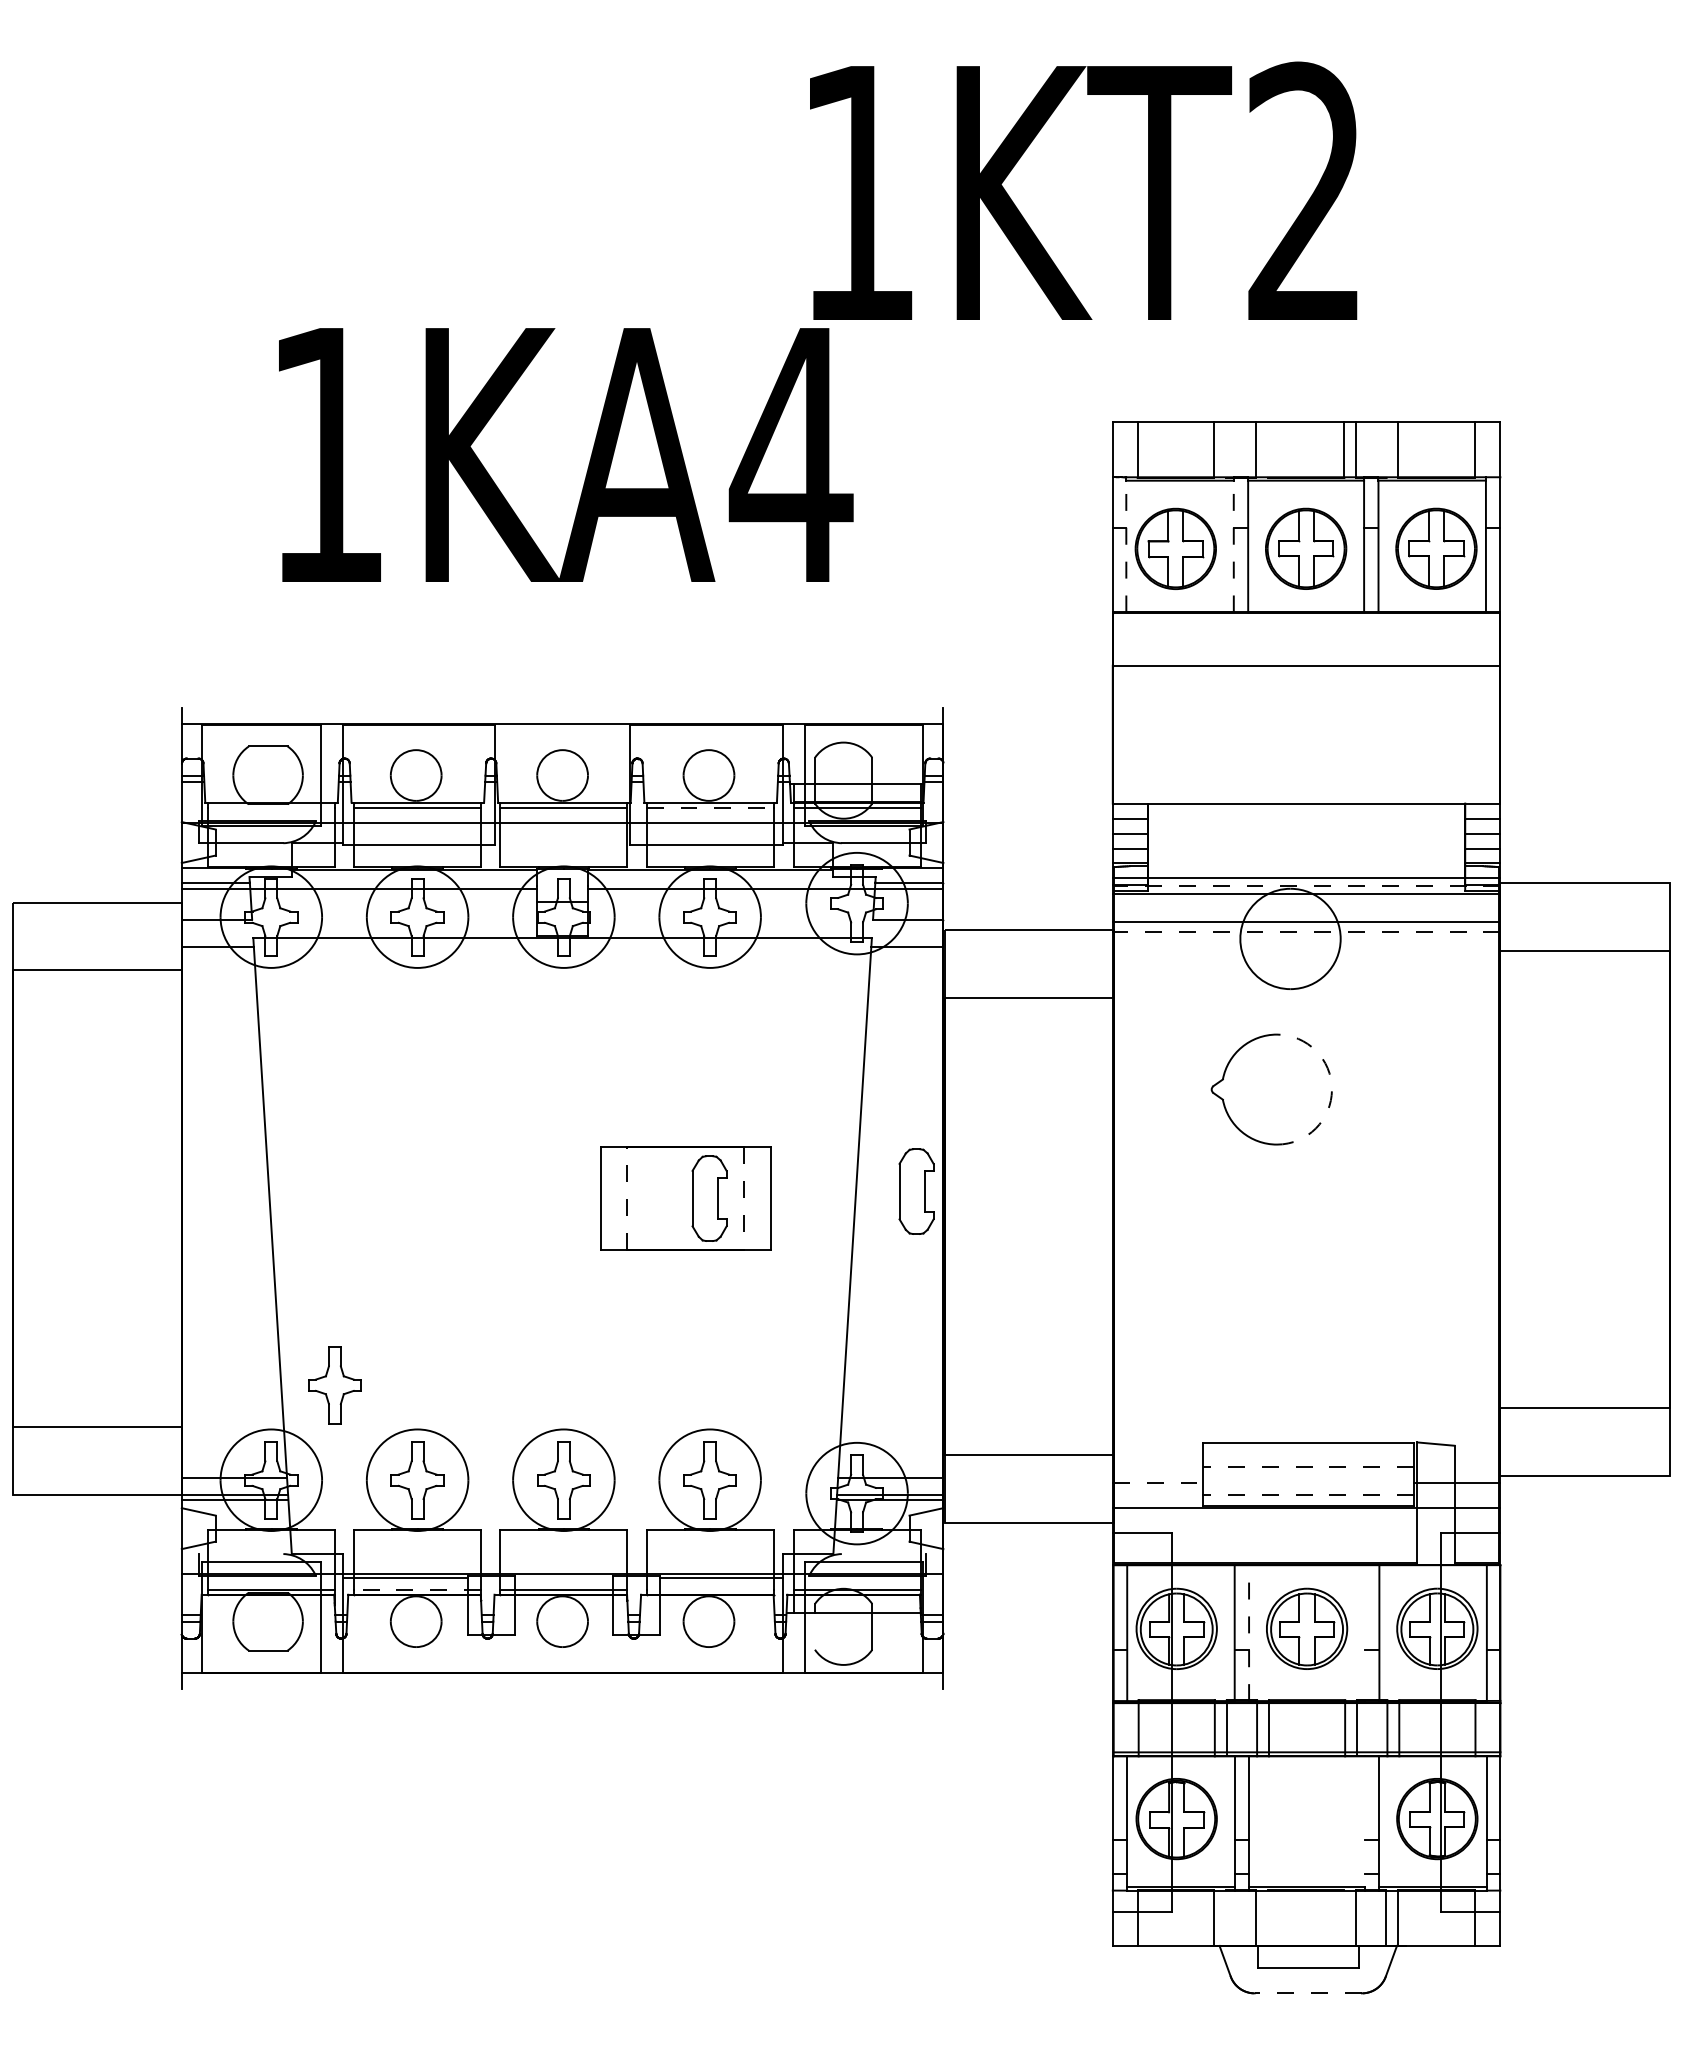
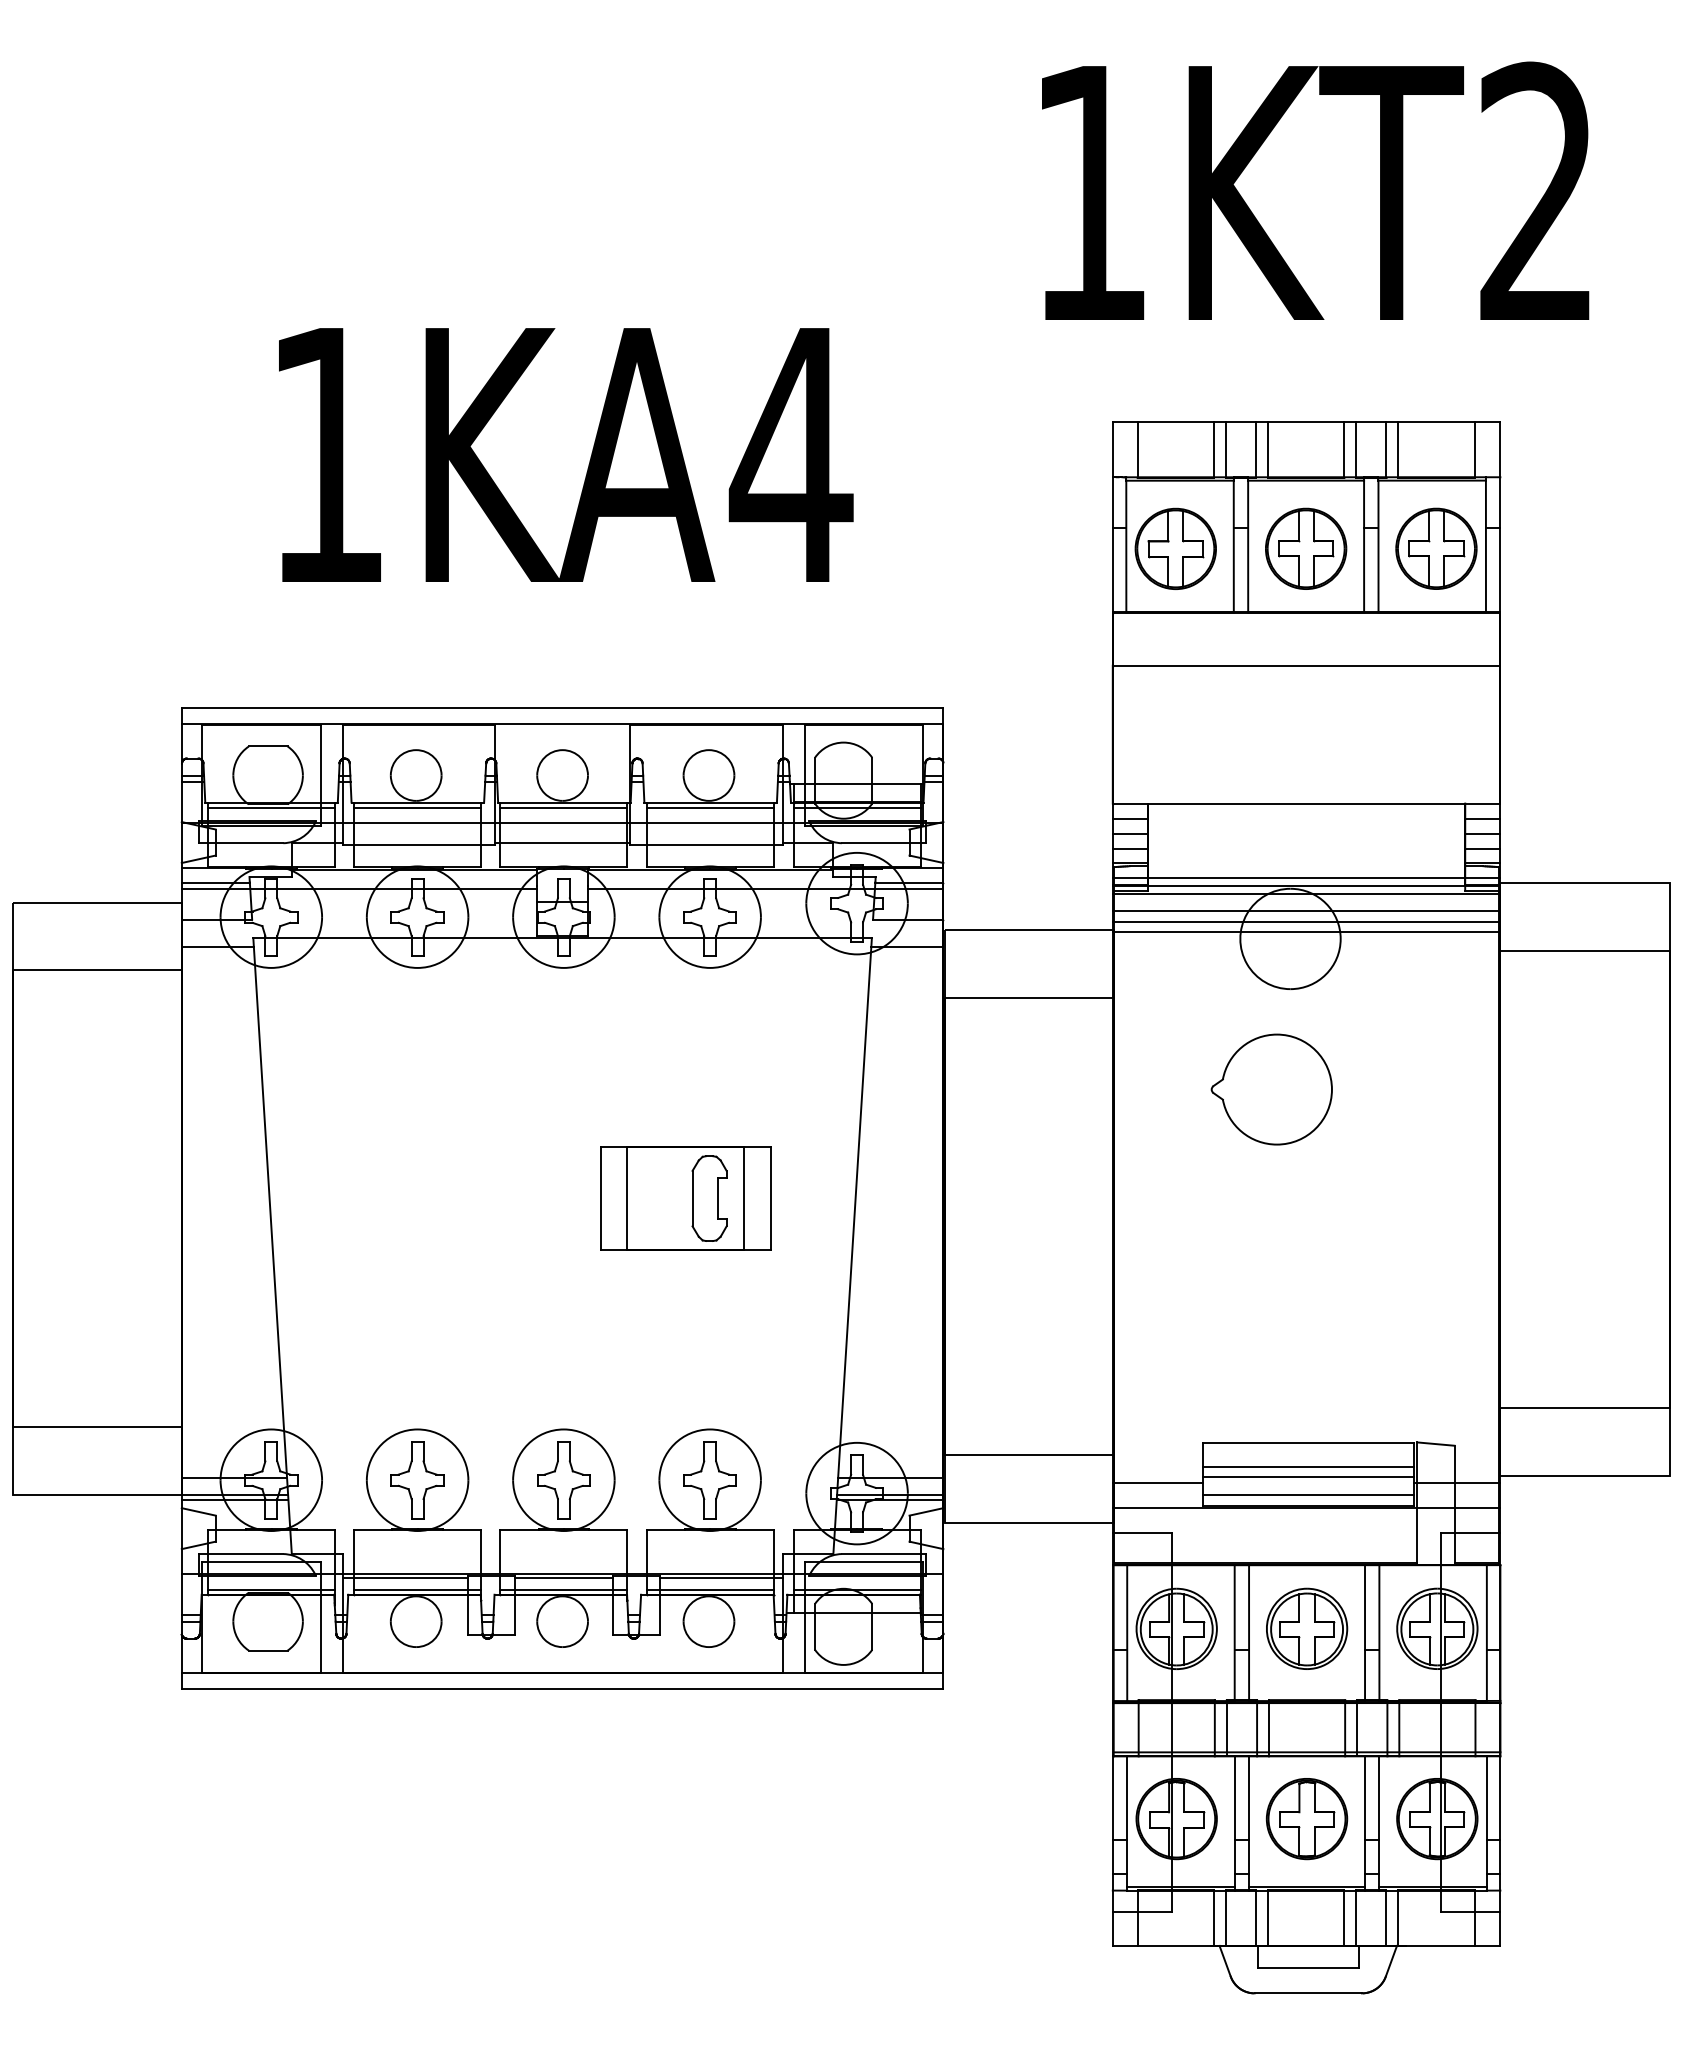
text position: (1083, 190) -> (1315, 190) (1315, 190)
line: none -> present (1225, 449)
line: none -> present (1268, 449)
line: none -> present (1386, 449)
line: dashed -> solid (1126, 546)
line: dashed -> solid (1233, 546)
line: none -> present (562, 707)
line: none -> present (270, 807)
line: dashed -> solid (710, 807)
line: none -> present (562, 843)
line: dashed -> solid (1306, 885)
line: none -> present (1306, 911)
line: dashed -> solid (1306, 931)
arc: dashed -> solid (1331, 1089)
part: present -> none (916, 1191)
line: dashed -> solid (627, 1198)
line: dashed -> solid (744, 1199)
part: present -> none (334, 1385)
line: dashed -> solid (1308, 1467)
line: none -> present (1308, 1477)
line: dashed -> solid (1157, 1483)
line: dashed -> solid (1308, 1494)
line: none -> present (240, 1554)
line: none -> present (883, 1554)
line: none -> present (563, 1577)
line: dashed -> solid (417, 1589)
line: none -> present (709, 1589)
line: none -> present (814, 1631)
line: dashed -> solid (1249, 1633)
line: none -> present (1364, 1633)
line: none -> present (562, 1689)
part: none -> present (1306, 1819)
line: none -> present (1364, 1821)
line: none -> present (1225, 1917)
line: none -> present (1268, 1917)
line: none -> present (1344, 1917)
line: dashed -> solid (1308, 1993)
